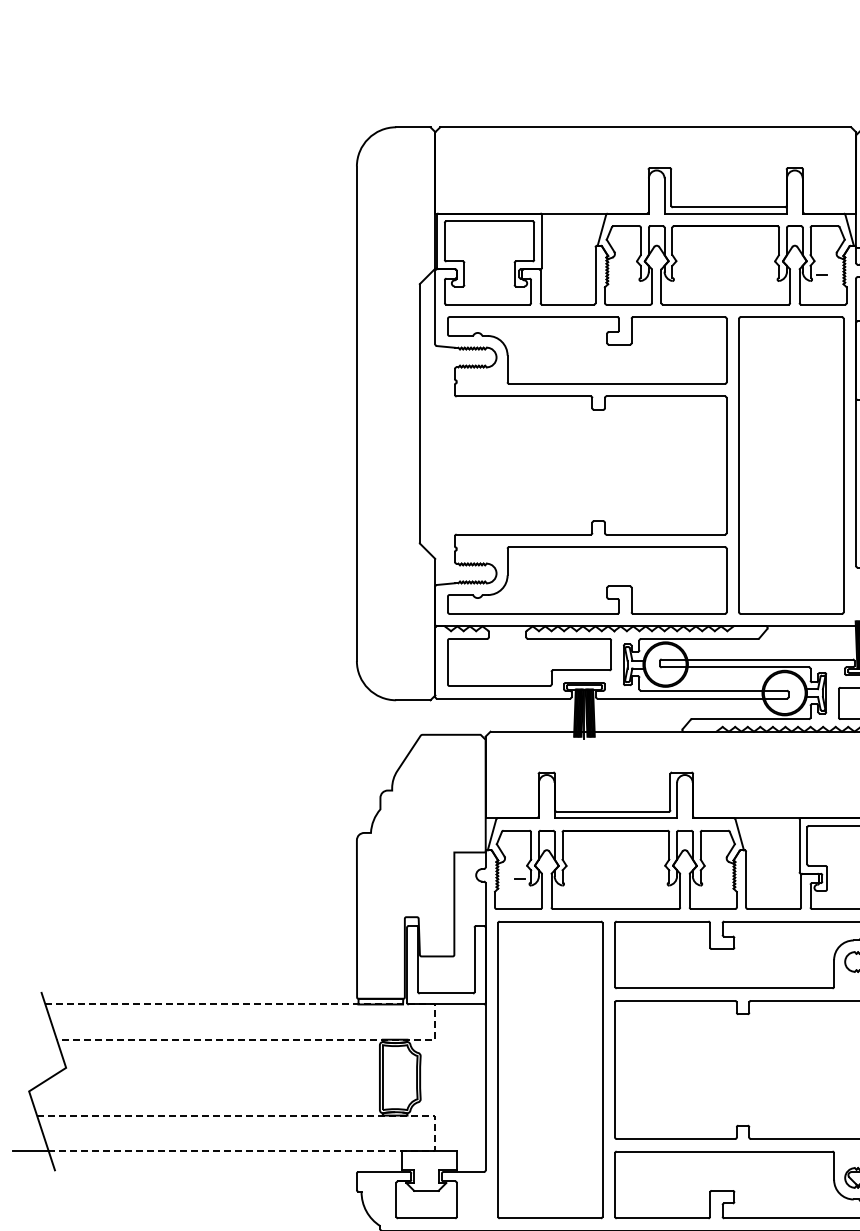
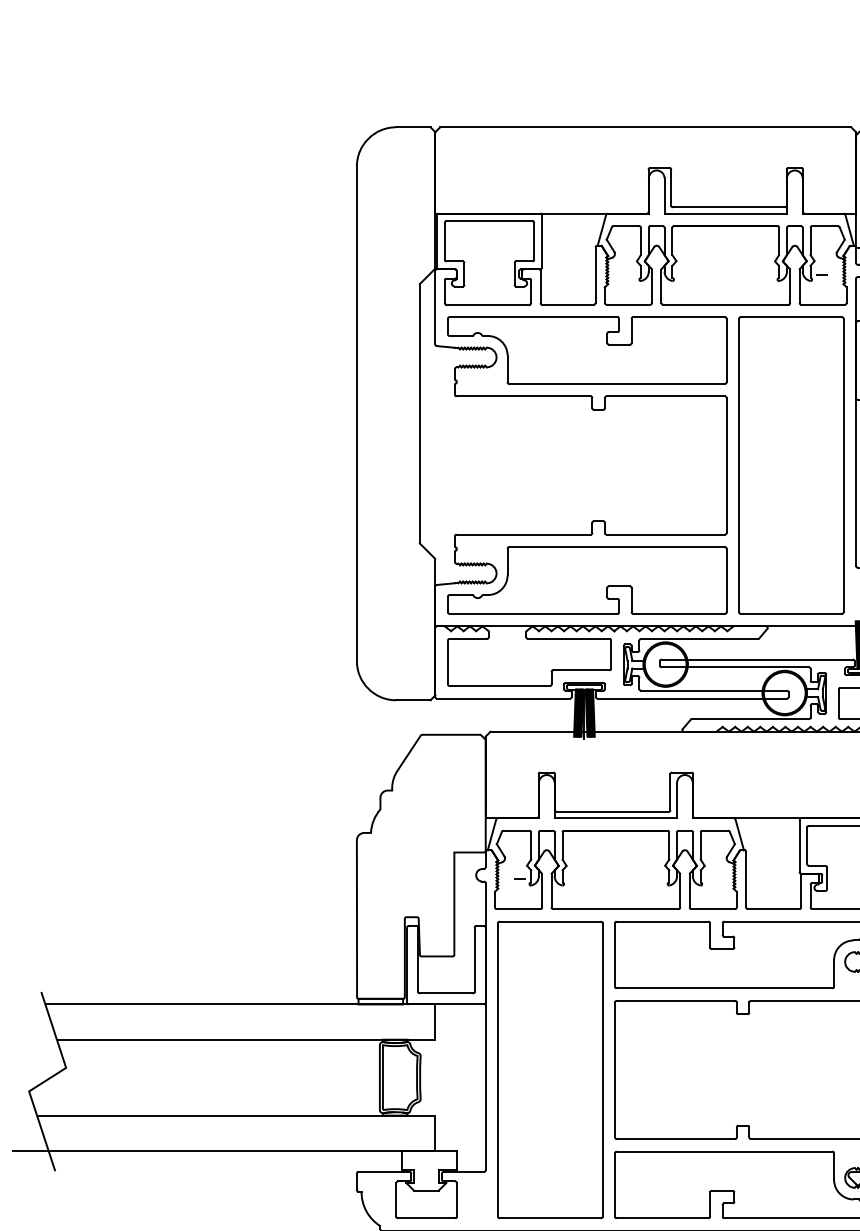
line: dashed -> solid (435, 1017)
line: dashed -> solid (435, 1127)
